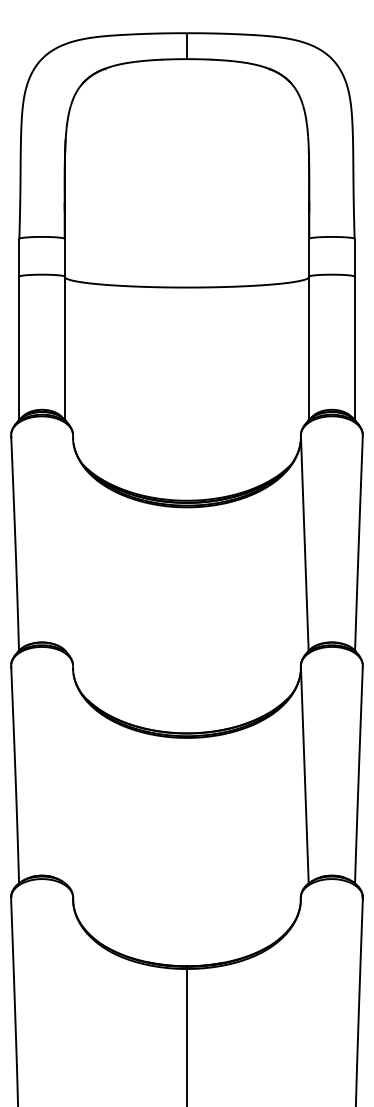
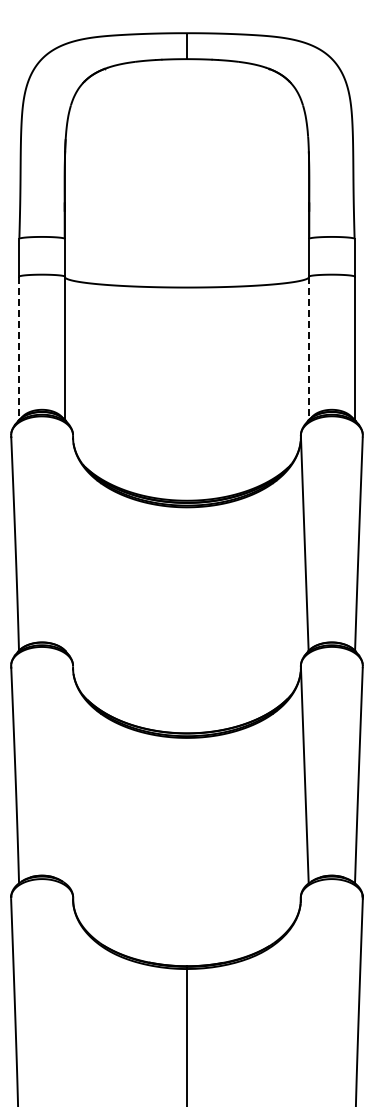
line: solid -> dashed (19, 348)
line: solid -> dashed (309, 348)
